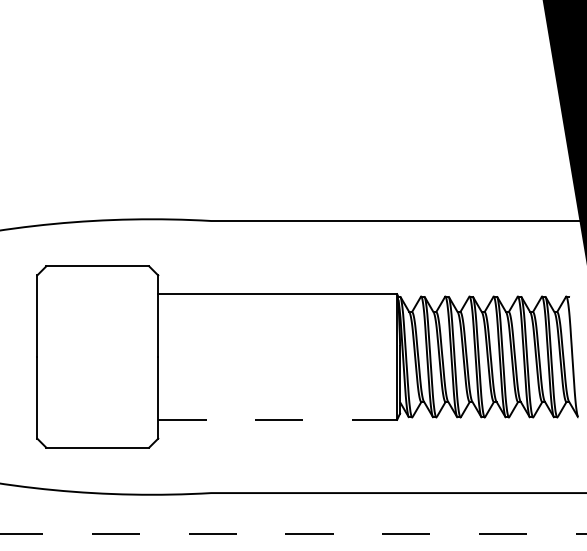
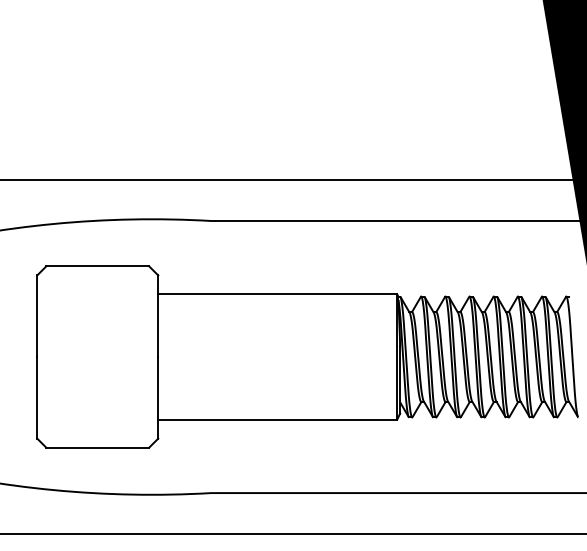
line: none -> present (292, 179)
line: dashed -> solid (278, 419)
line: dashed -> solid (293, 534)
